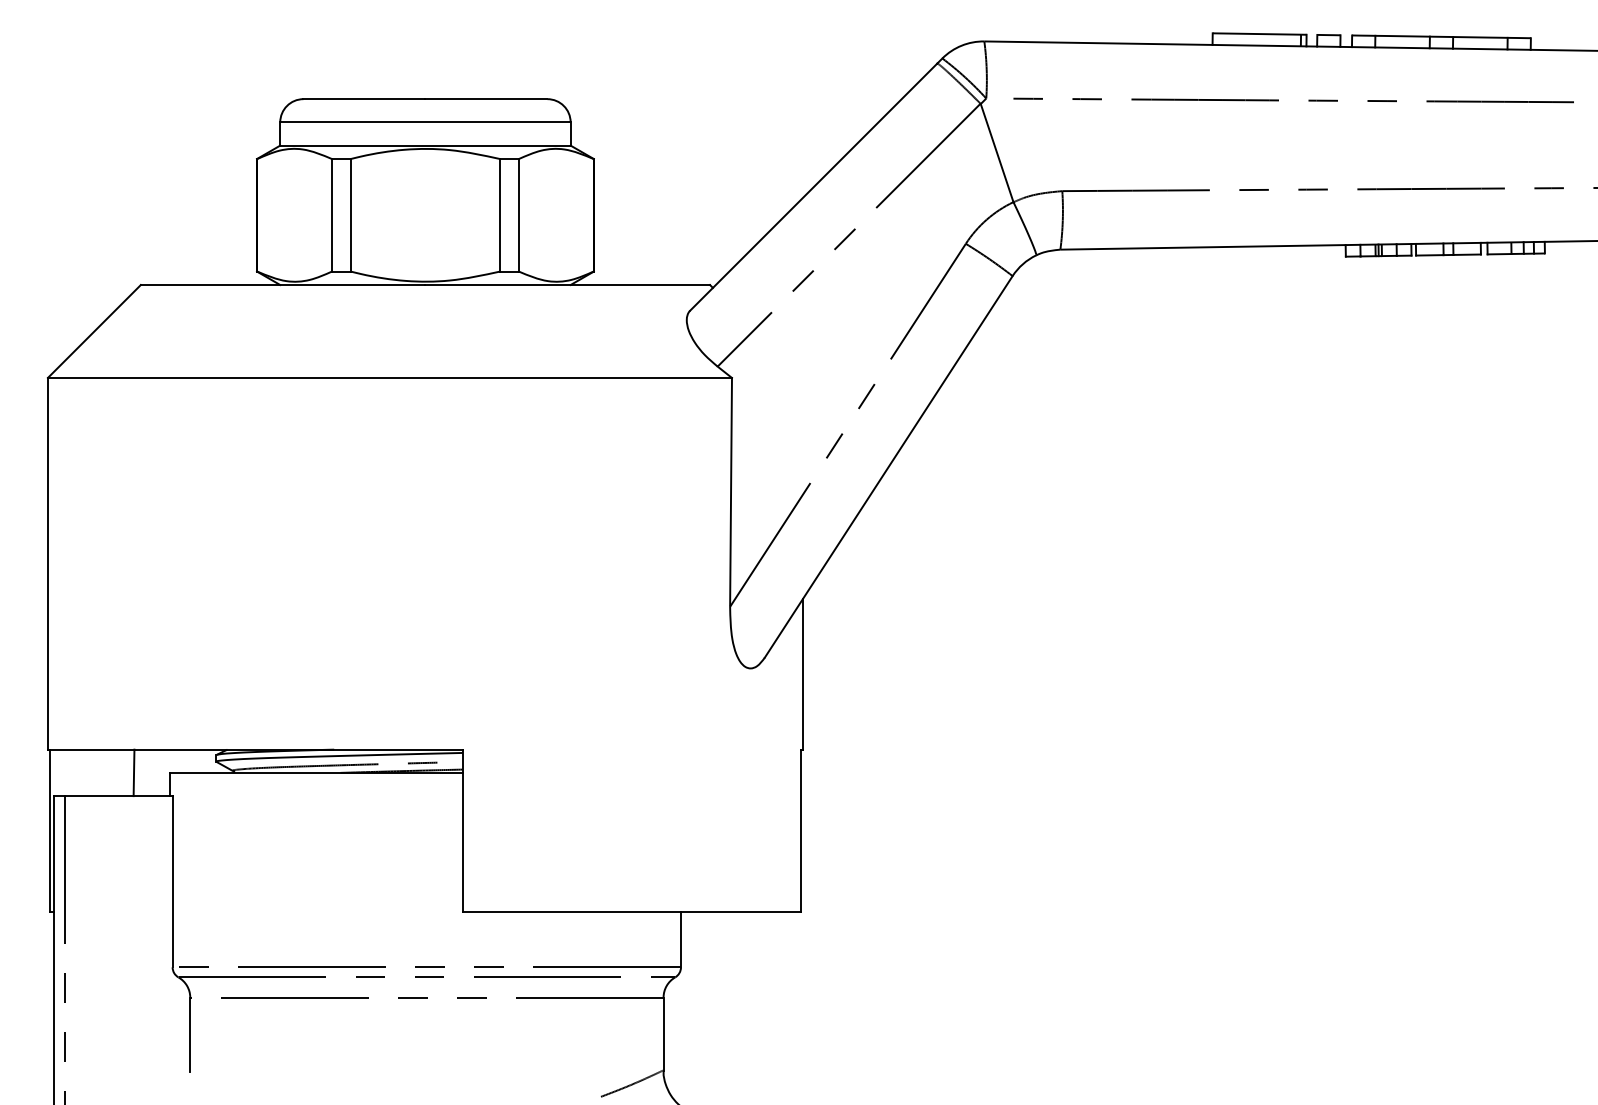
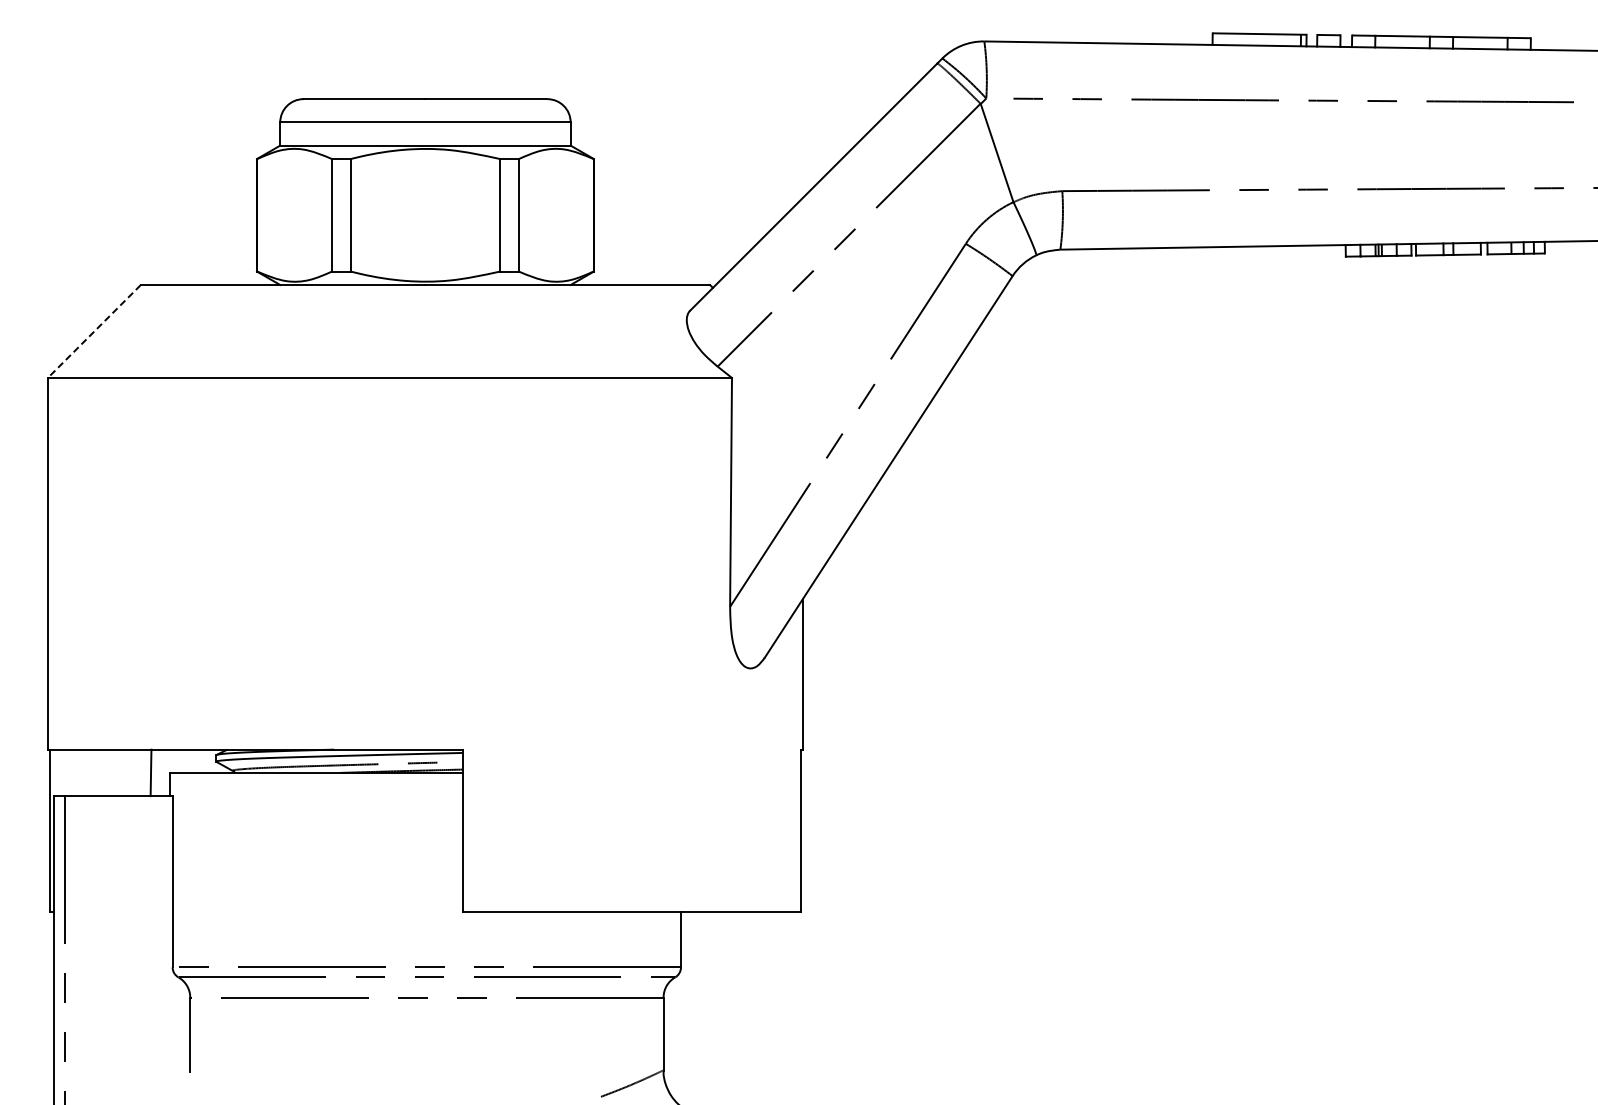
line: solid -> dashed (94, 331)
line position: (133, 772) -> (150, 772) (150, 772)
